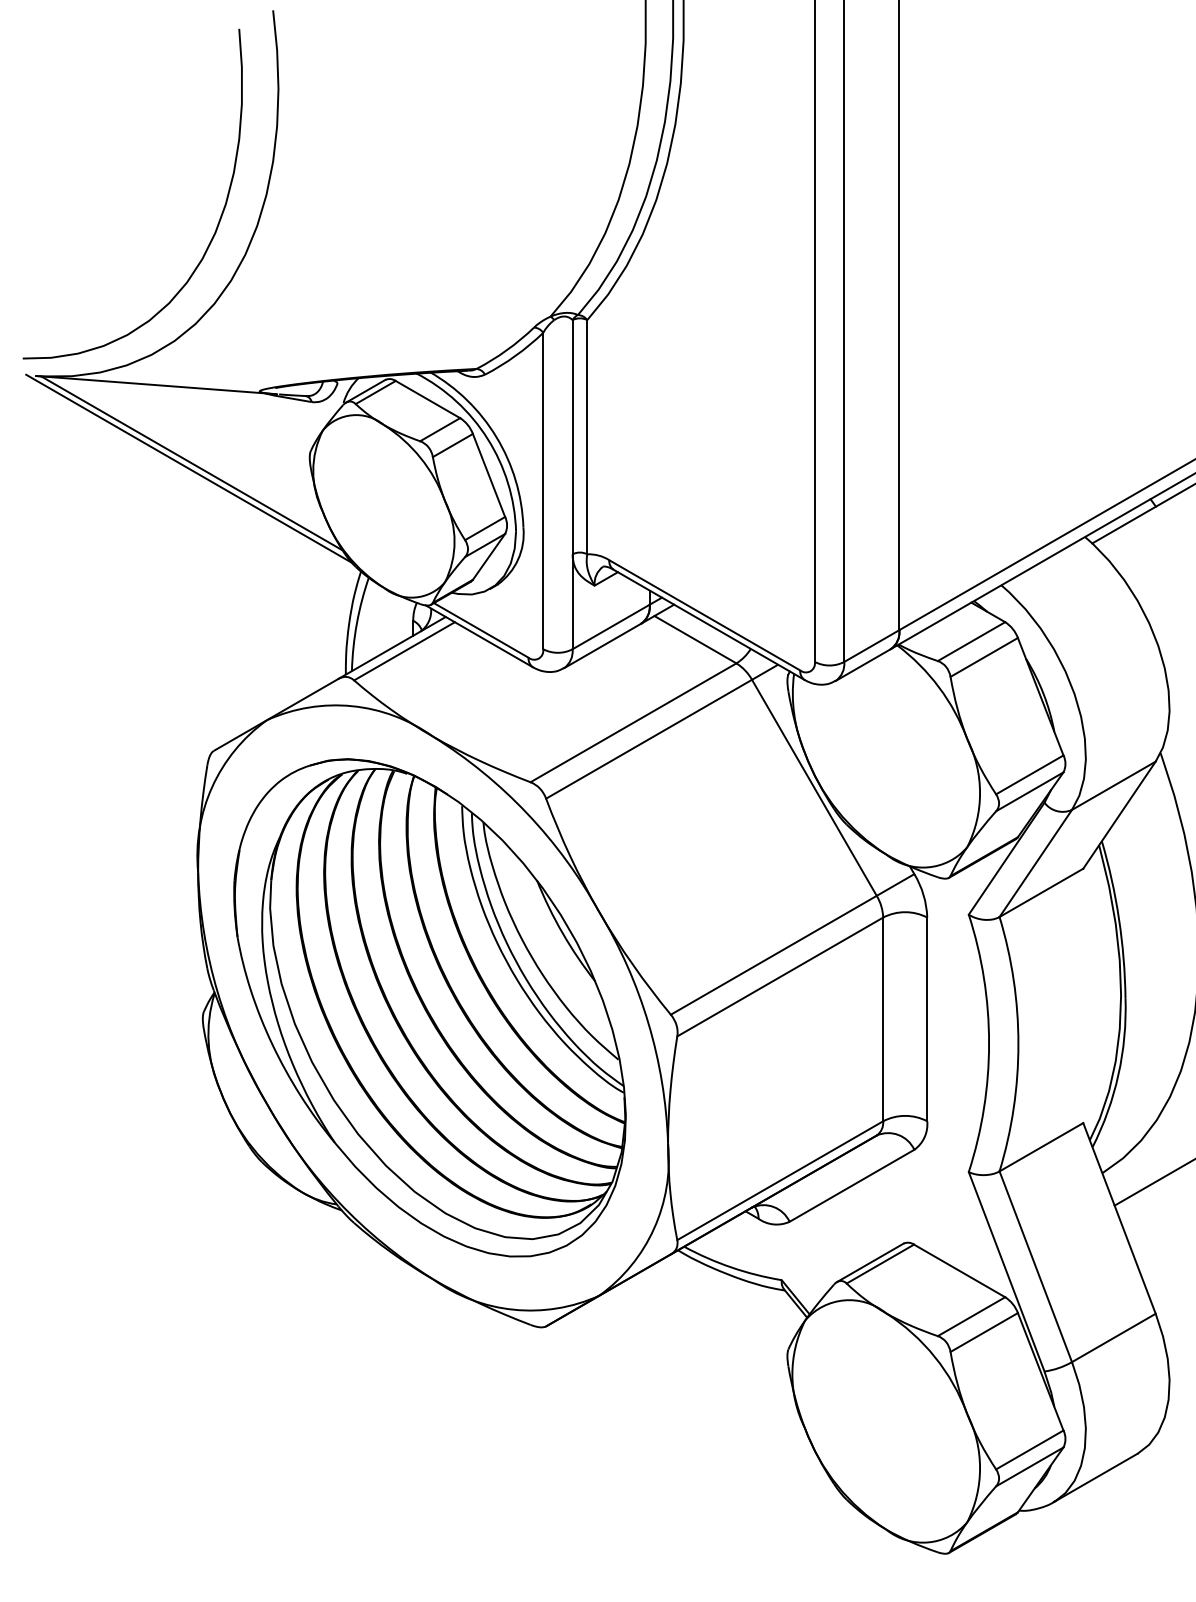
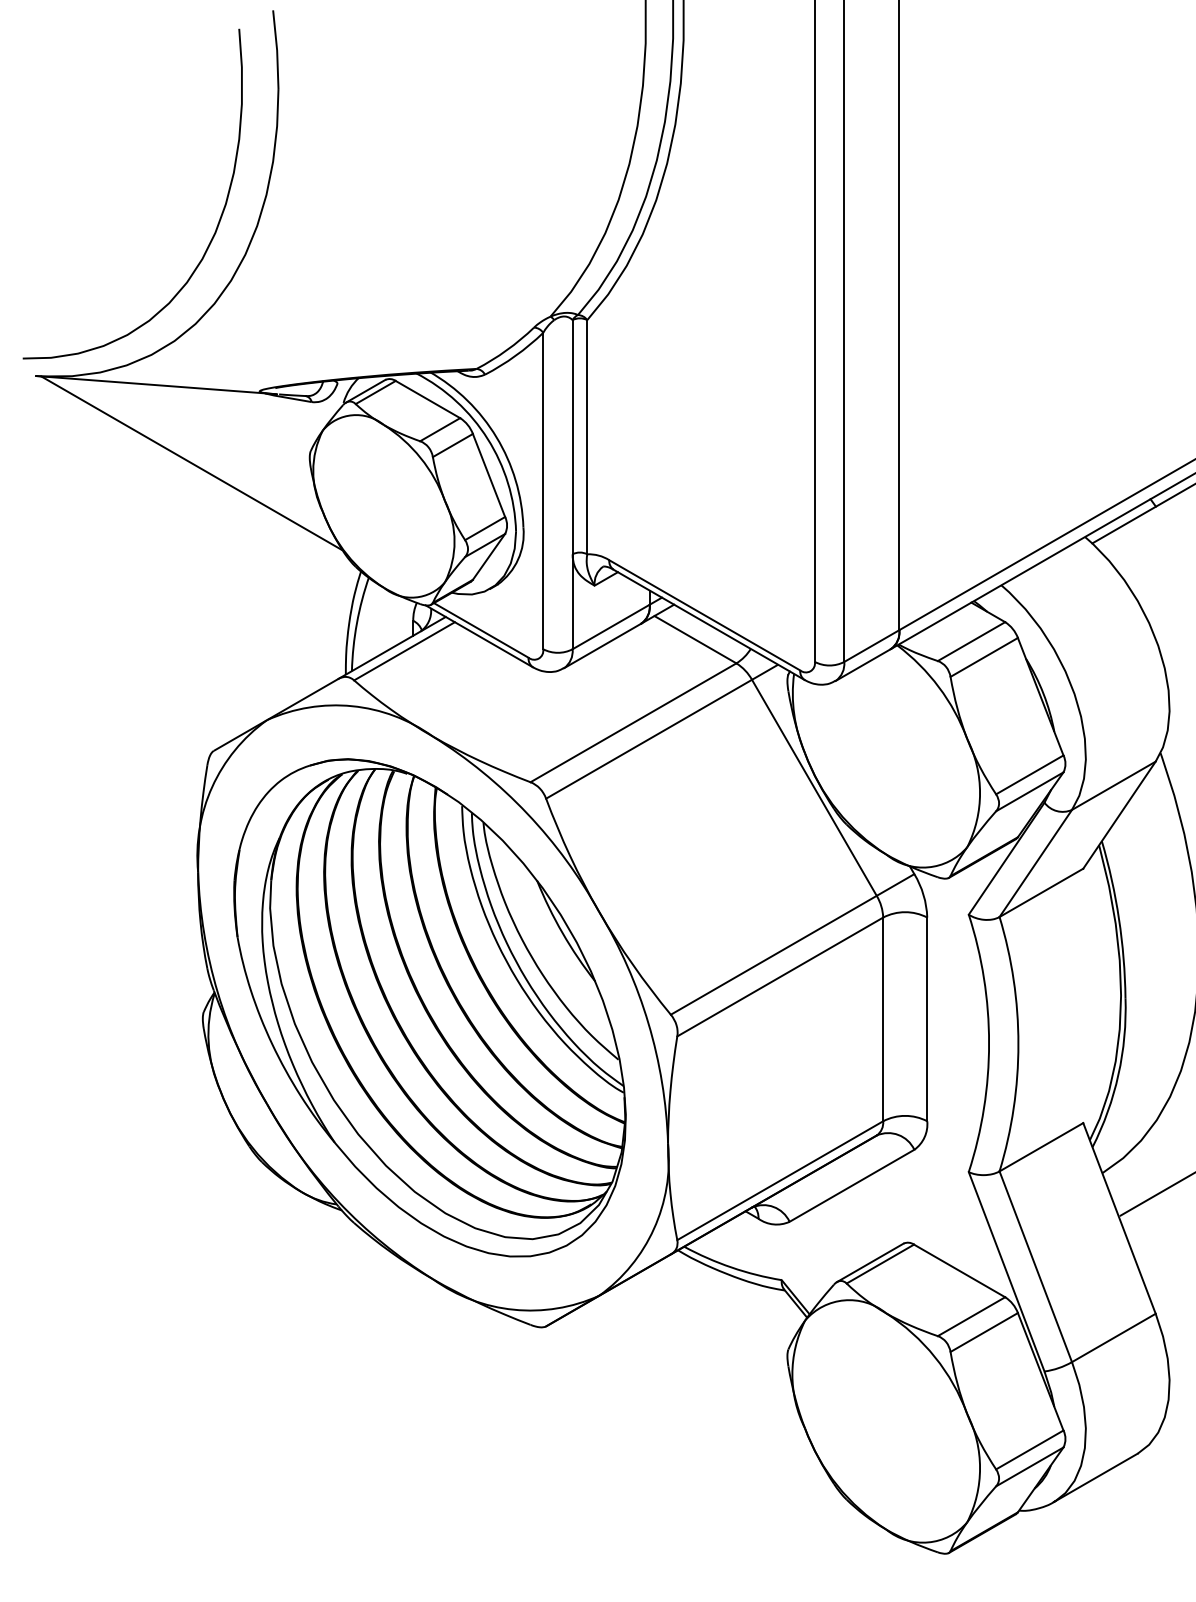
line: present -> none (188, 468)
line position: (1153, 1182) -> (1156, 1194) (1156, 1194)
